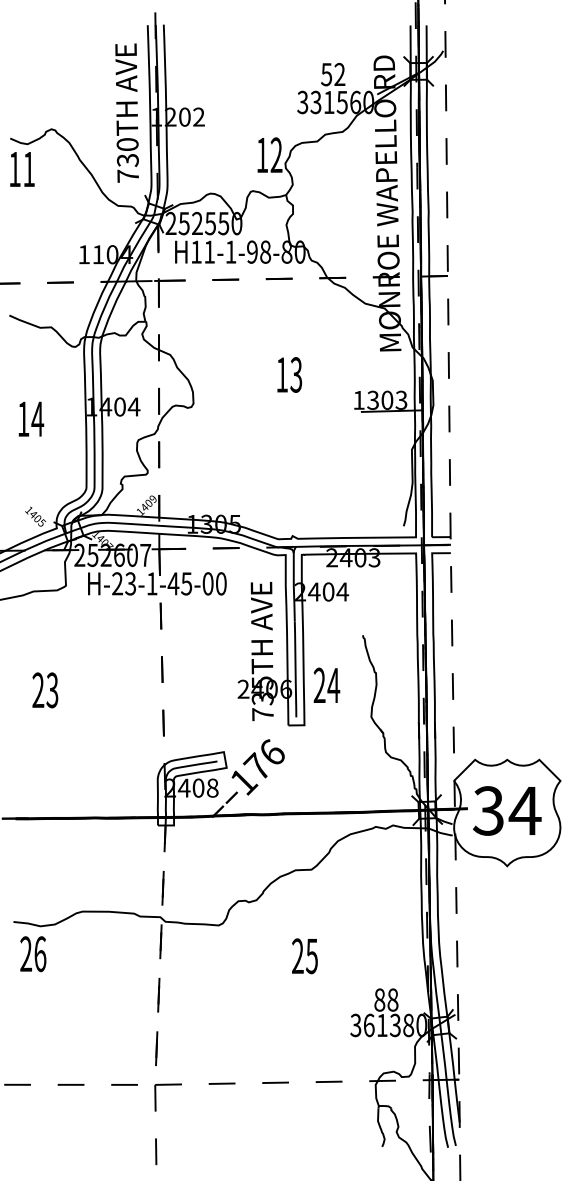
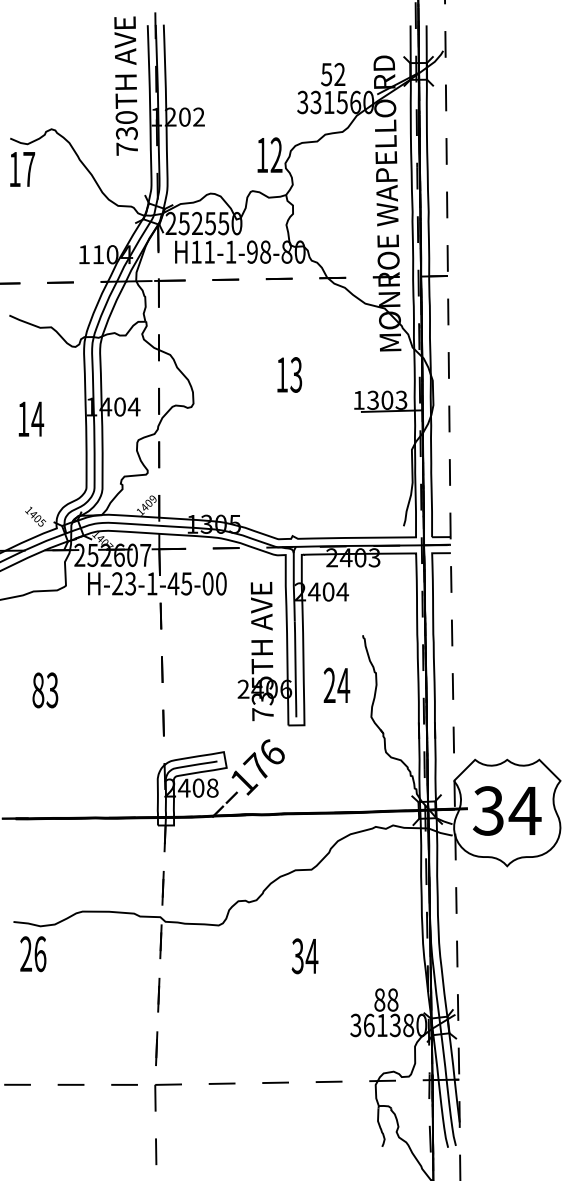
text position: (126, 112) -> (125, 85) (125, 85)
text: 11 -> 17 (29, 169)
text position: (326, 684) -> (336, 684) (336, 684)
text: 23 -> 83 (38, 690)
text: 25 -> 34 (304, 956)
